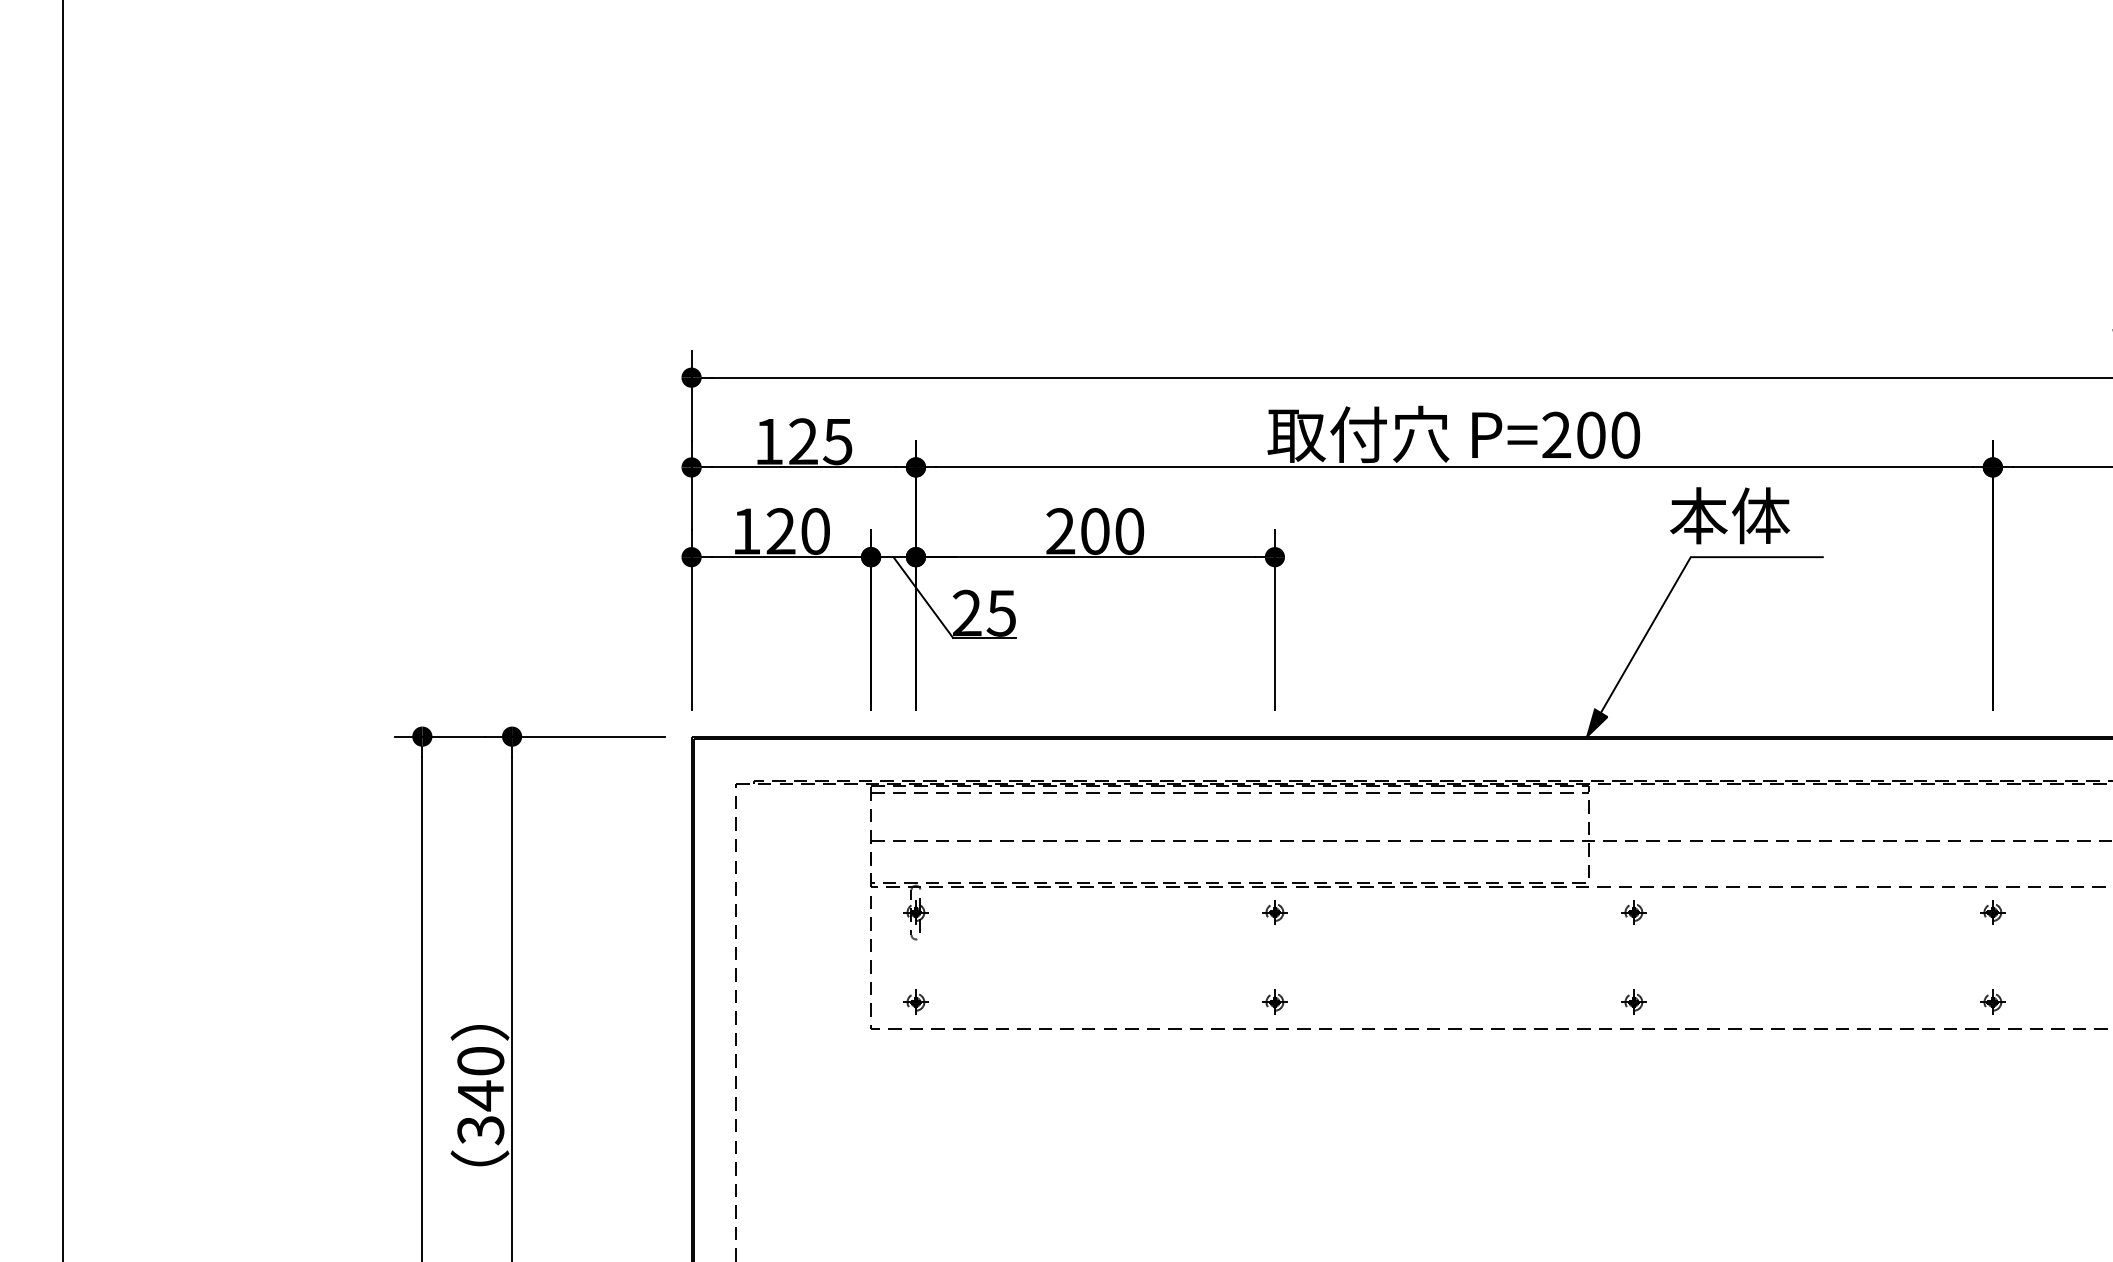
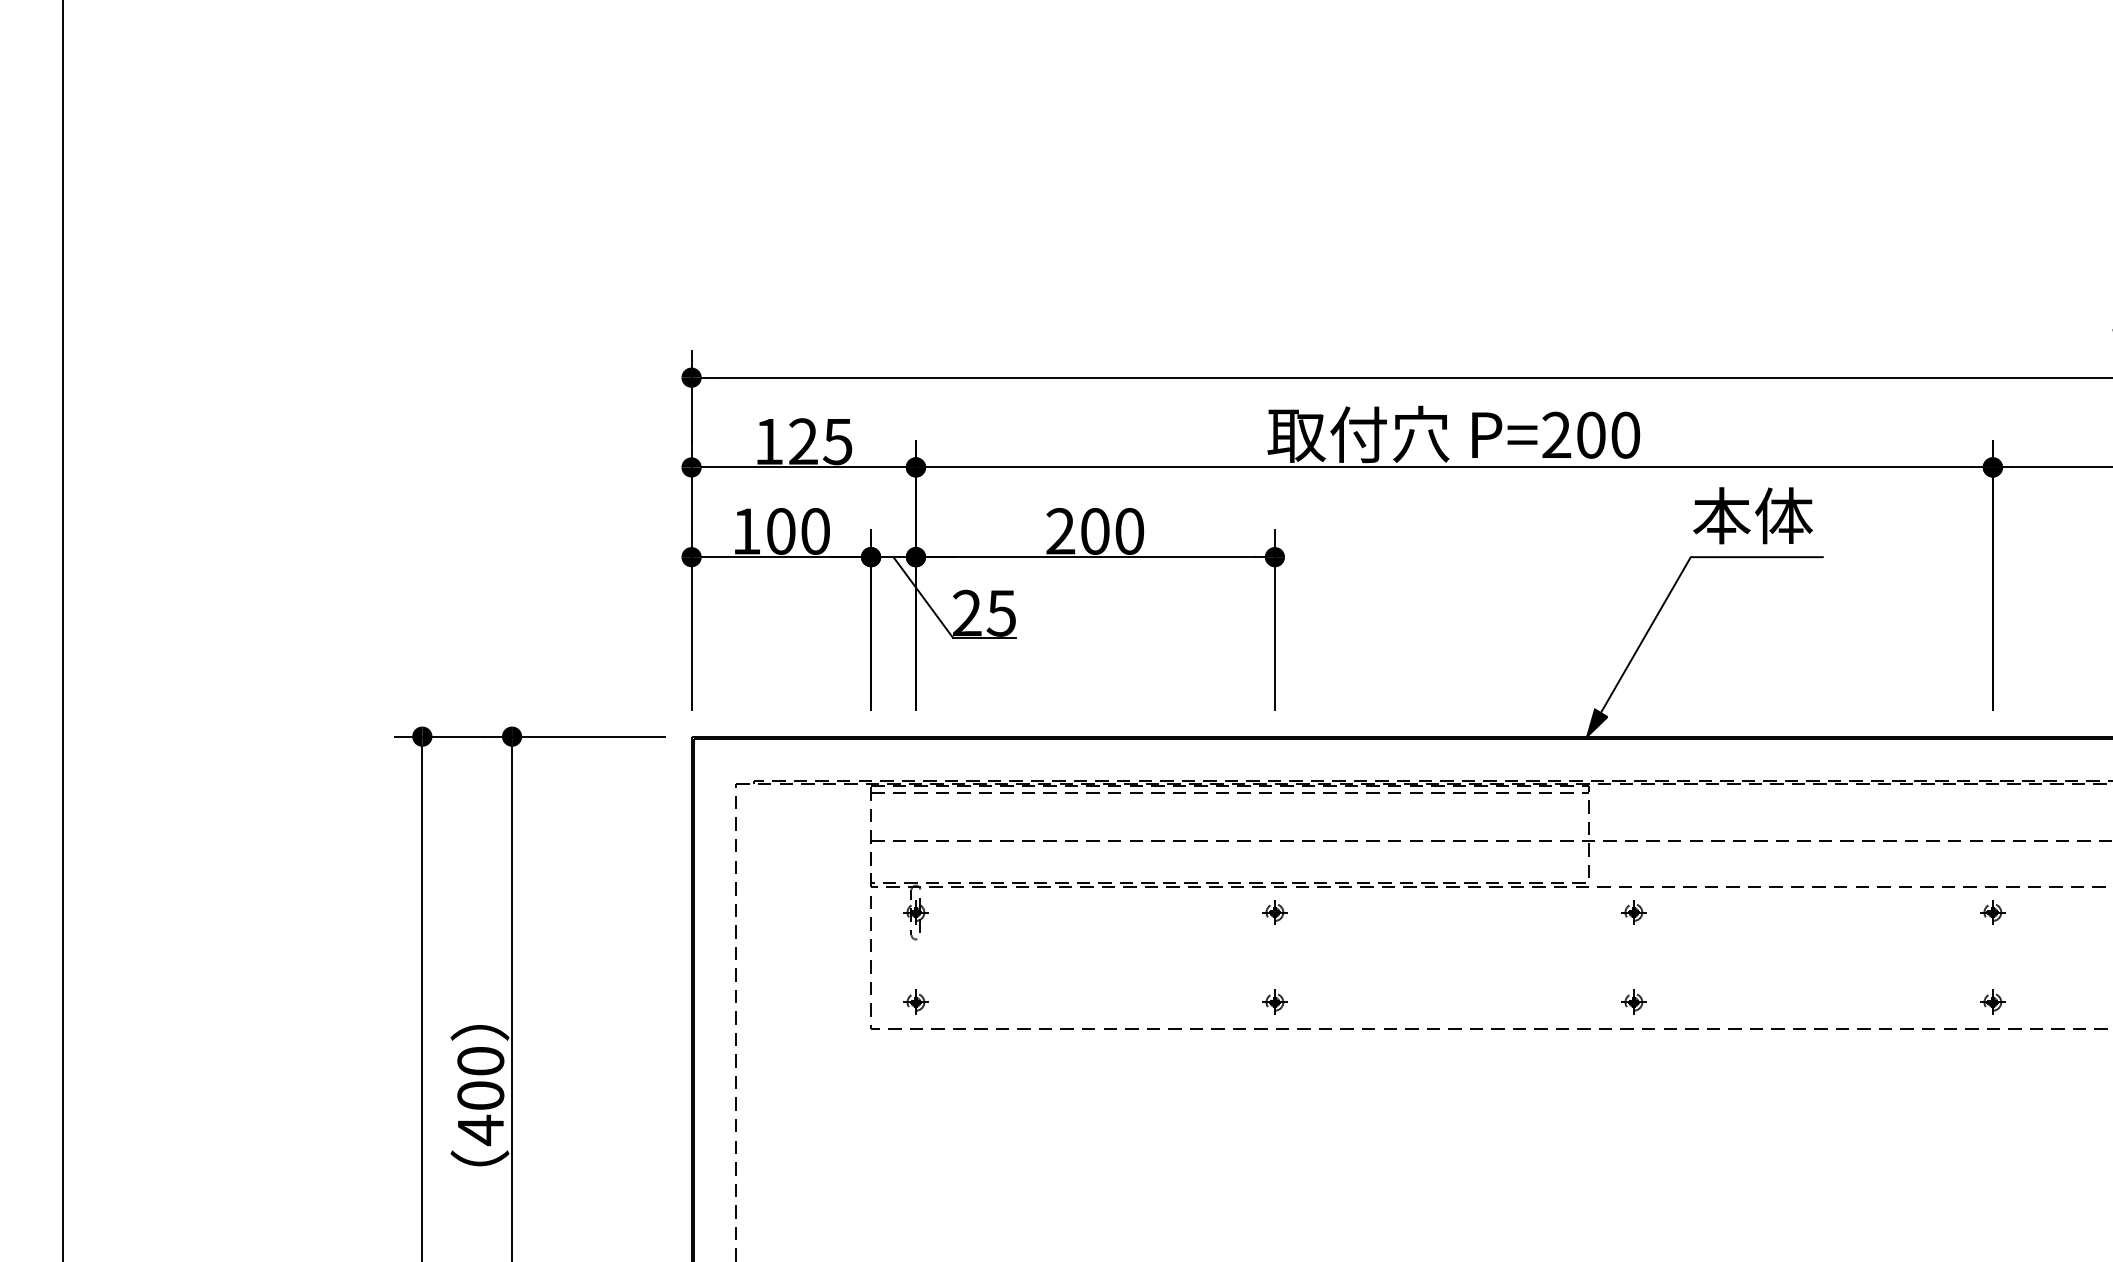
text position: (1729, 515) -> (1752, 515) (1752, 515)
text: 120 -> 100 (780, 531)
text: 340 -> 400 (480, 1113)
